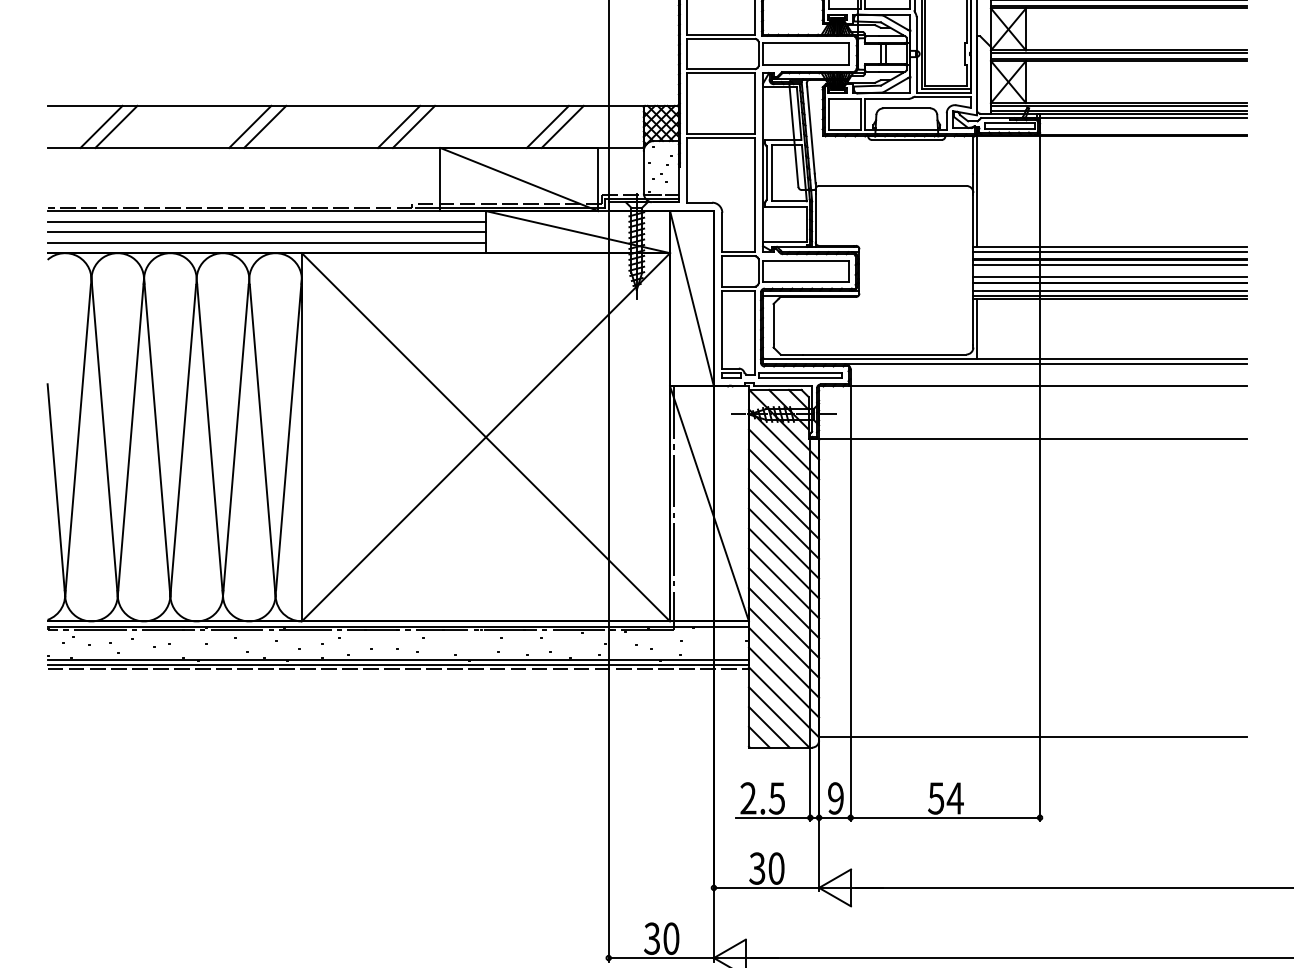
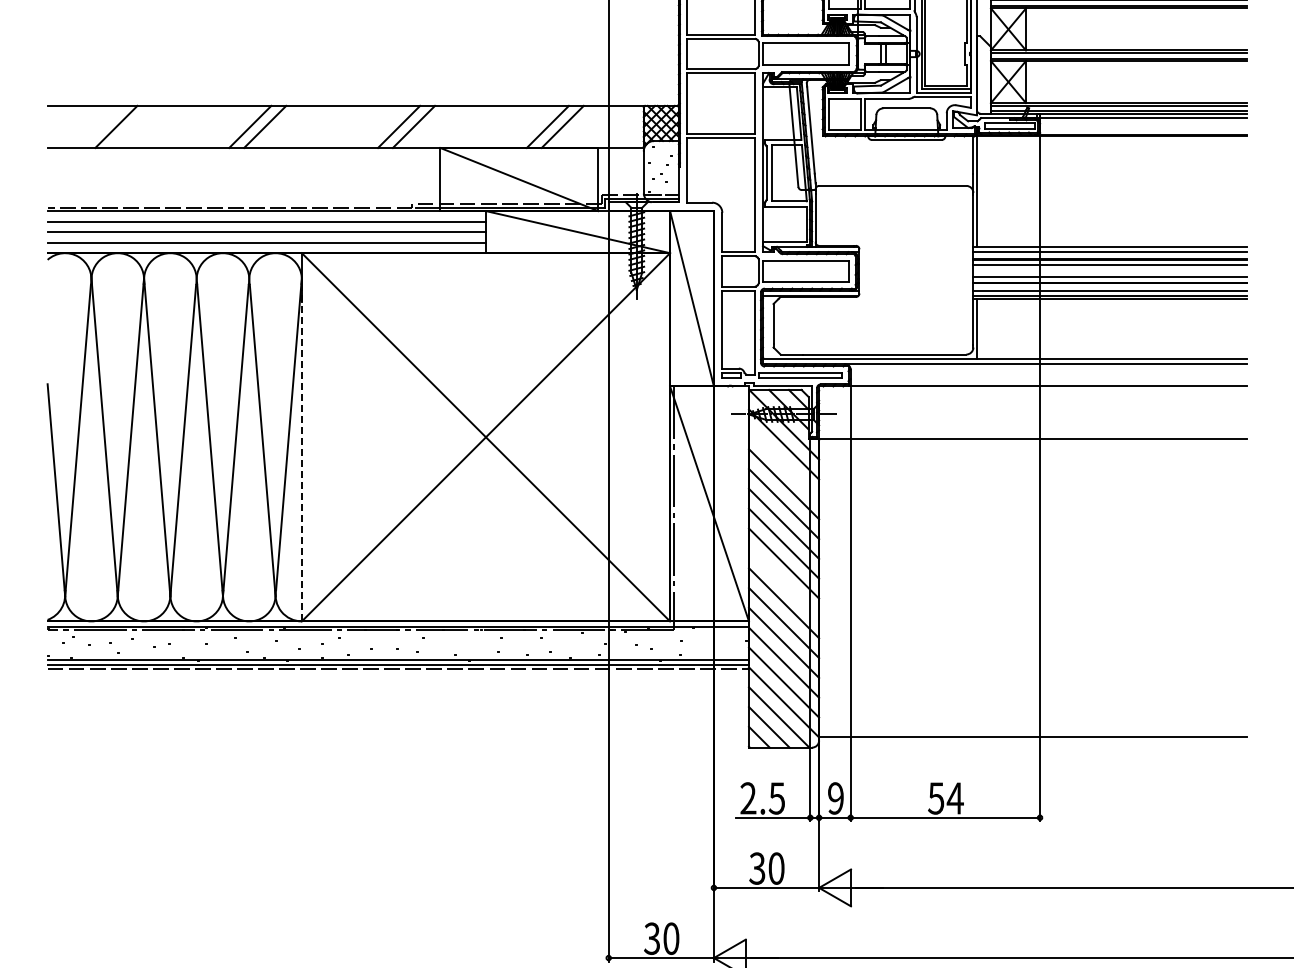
line: present -> none (101, 126)
line: solid -> dashed (301, 450)
line: present -> none (784, 464)
line: present -> none (784, 583)
